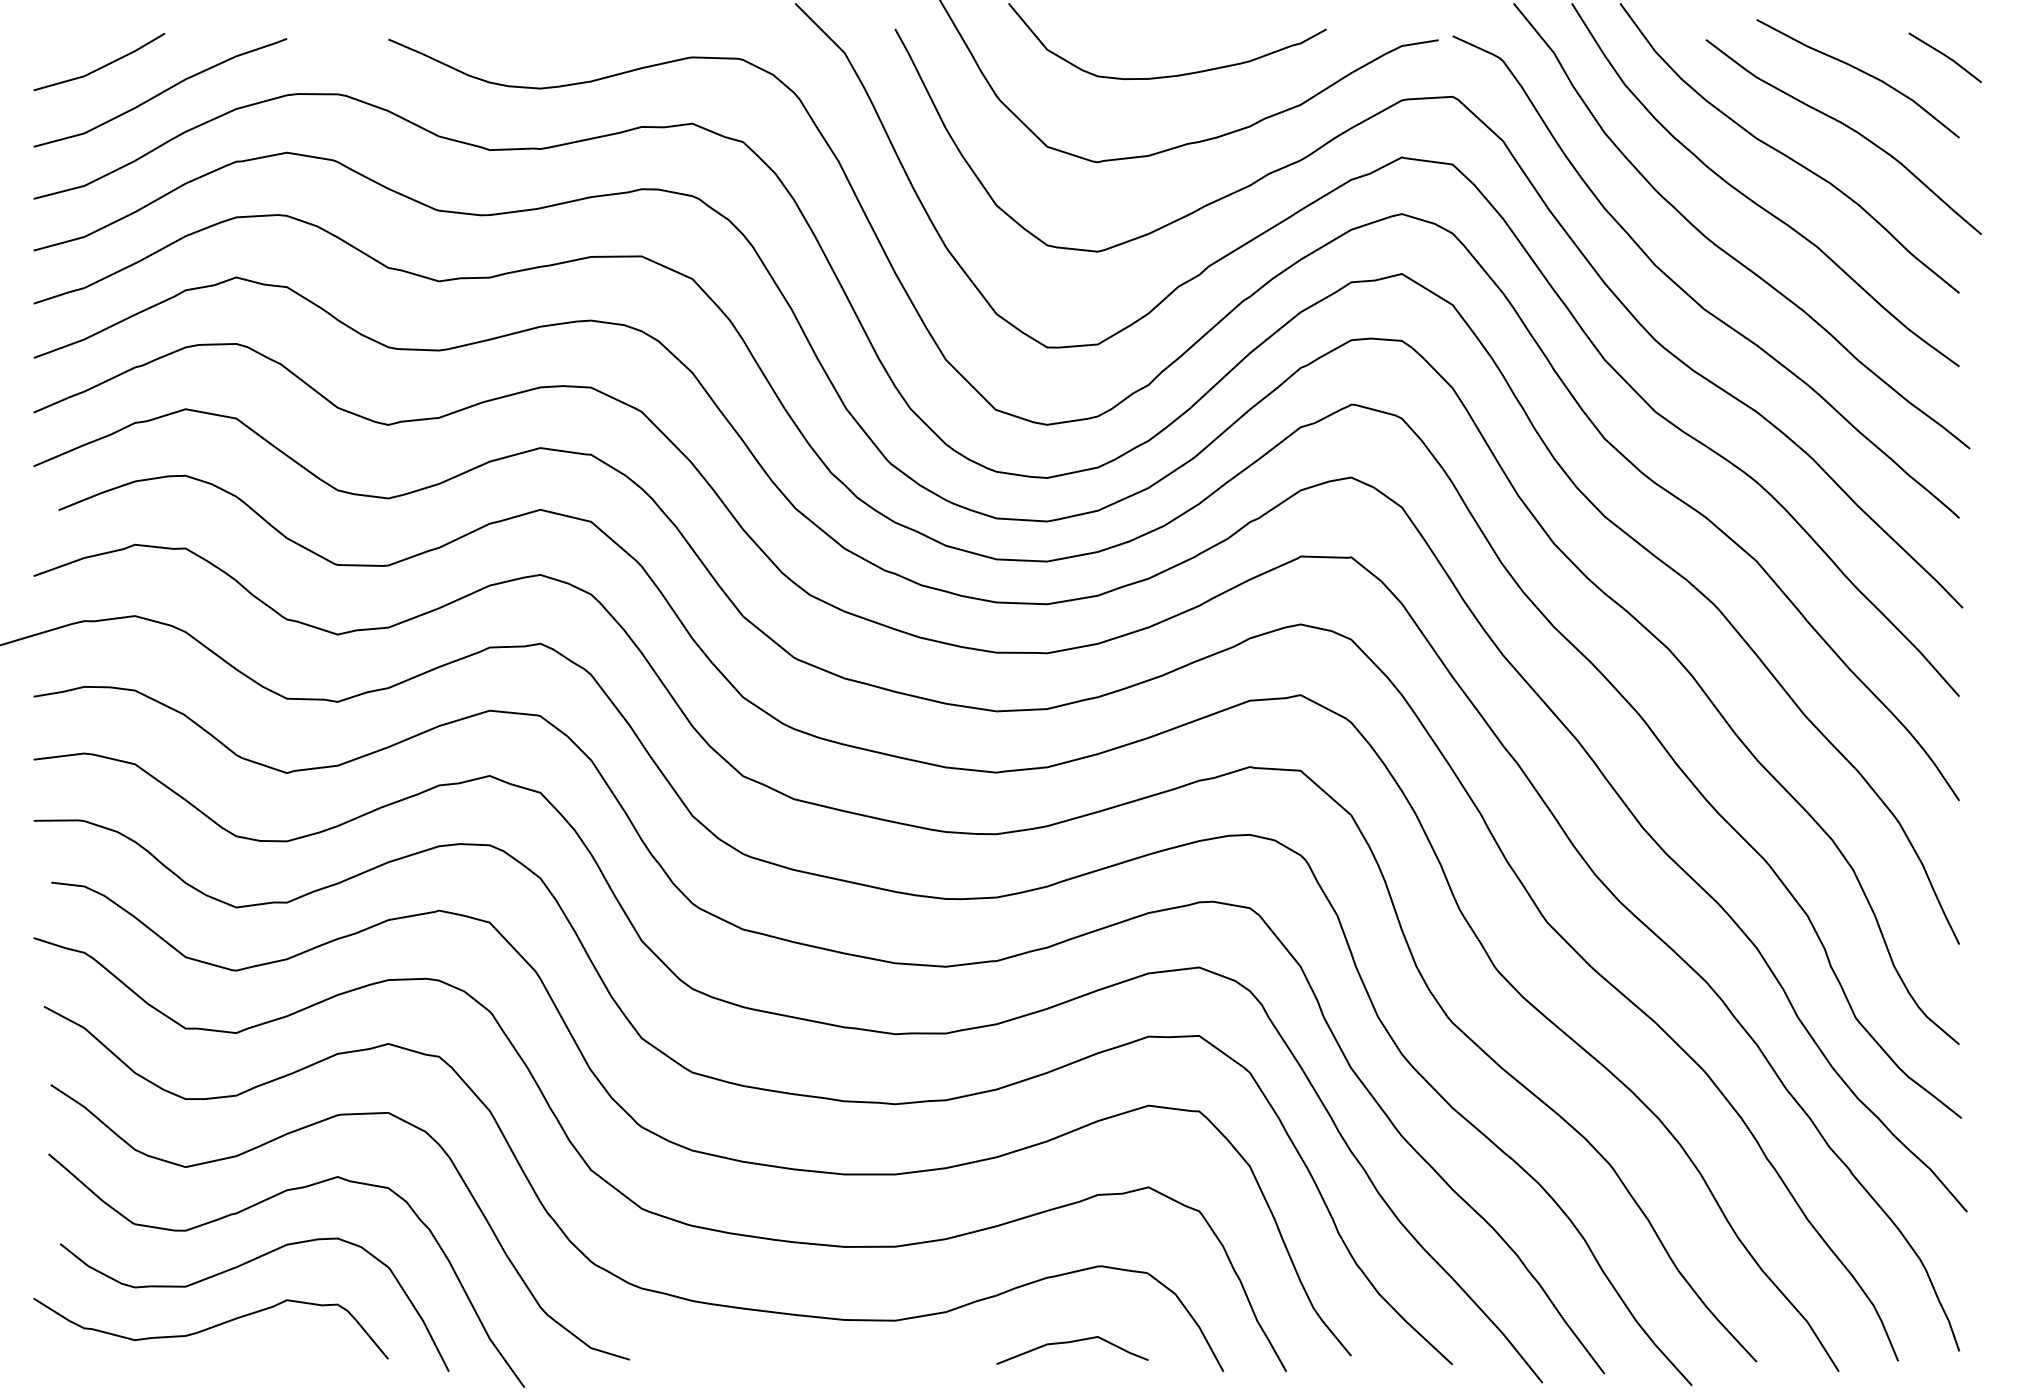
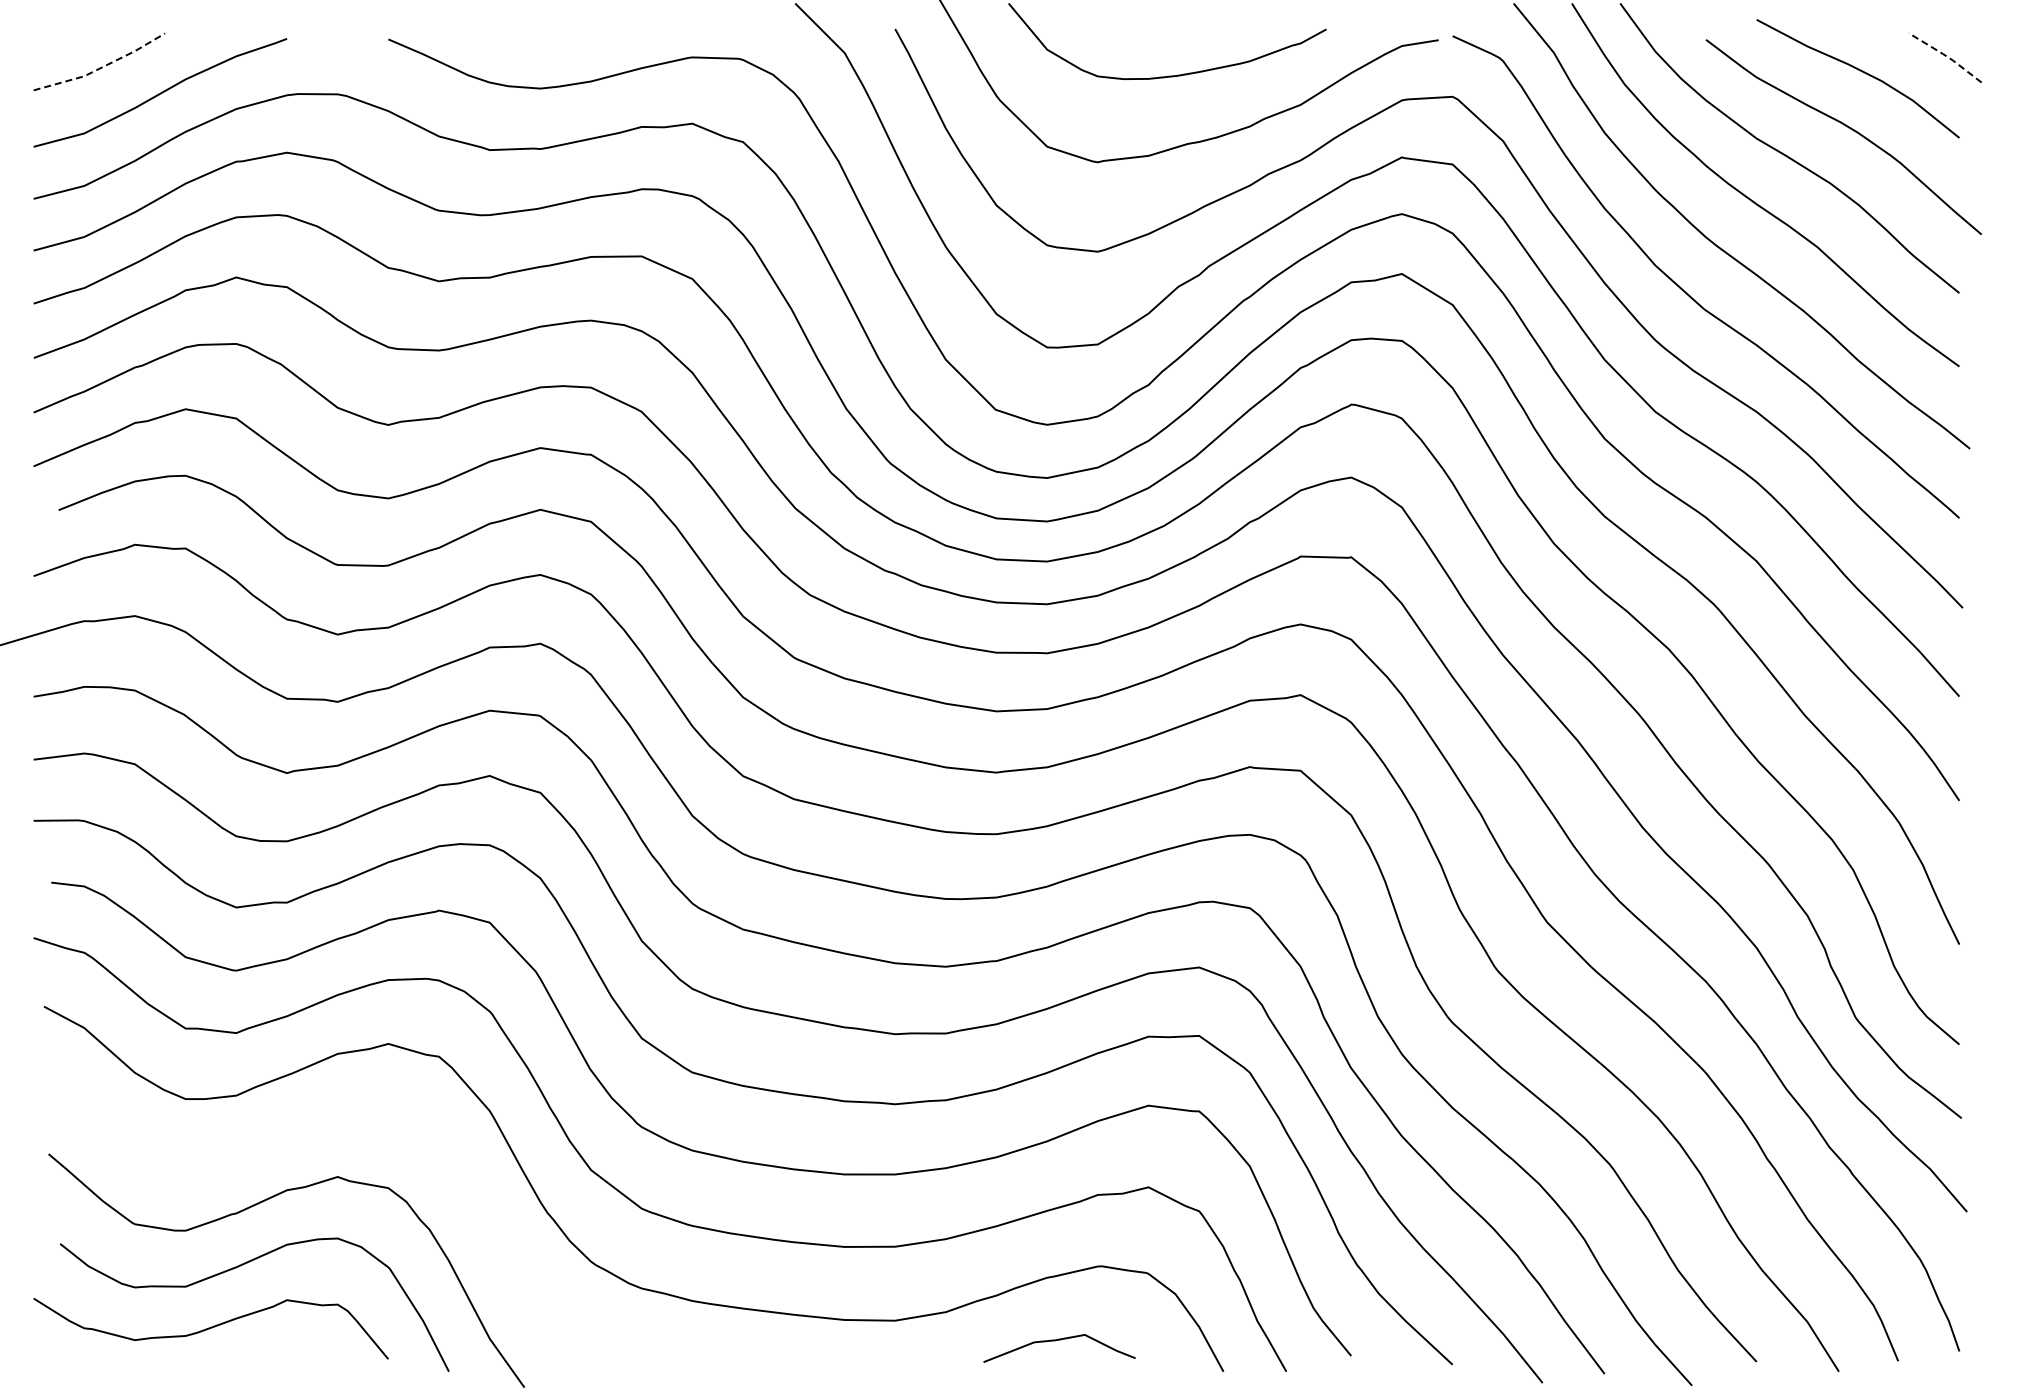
line: solid -> dashed (1946, 56)
line: solid -> dashed (102, 67)
curve: present -> none (305, 1128)
curve position: (1072, 1342) -> (1059, 1340) (1059, 1340)
